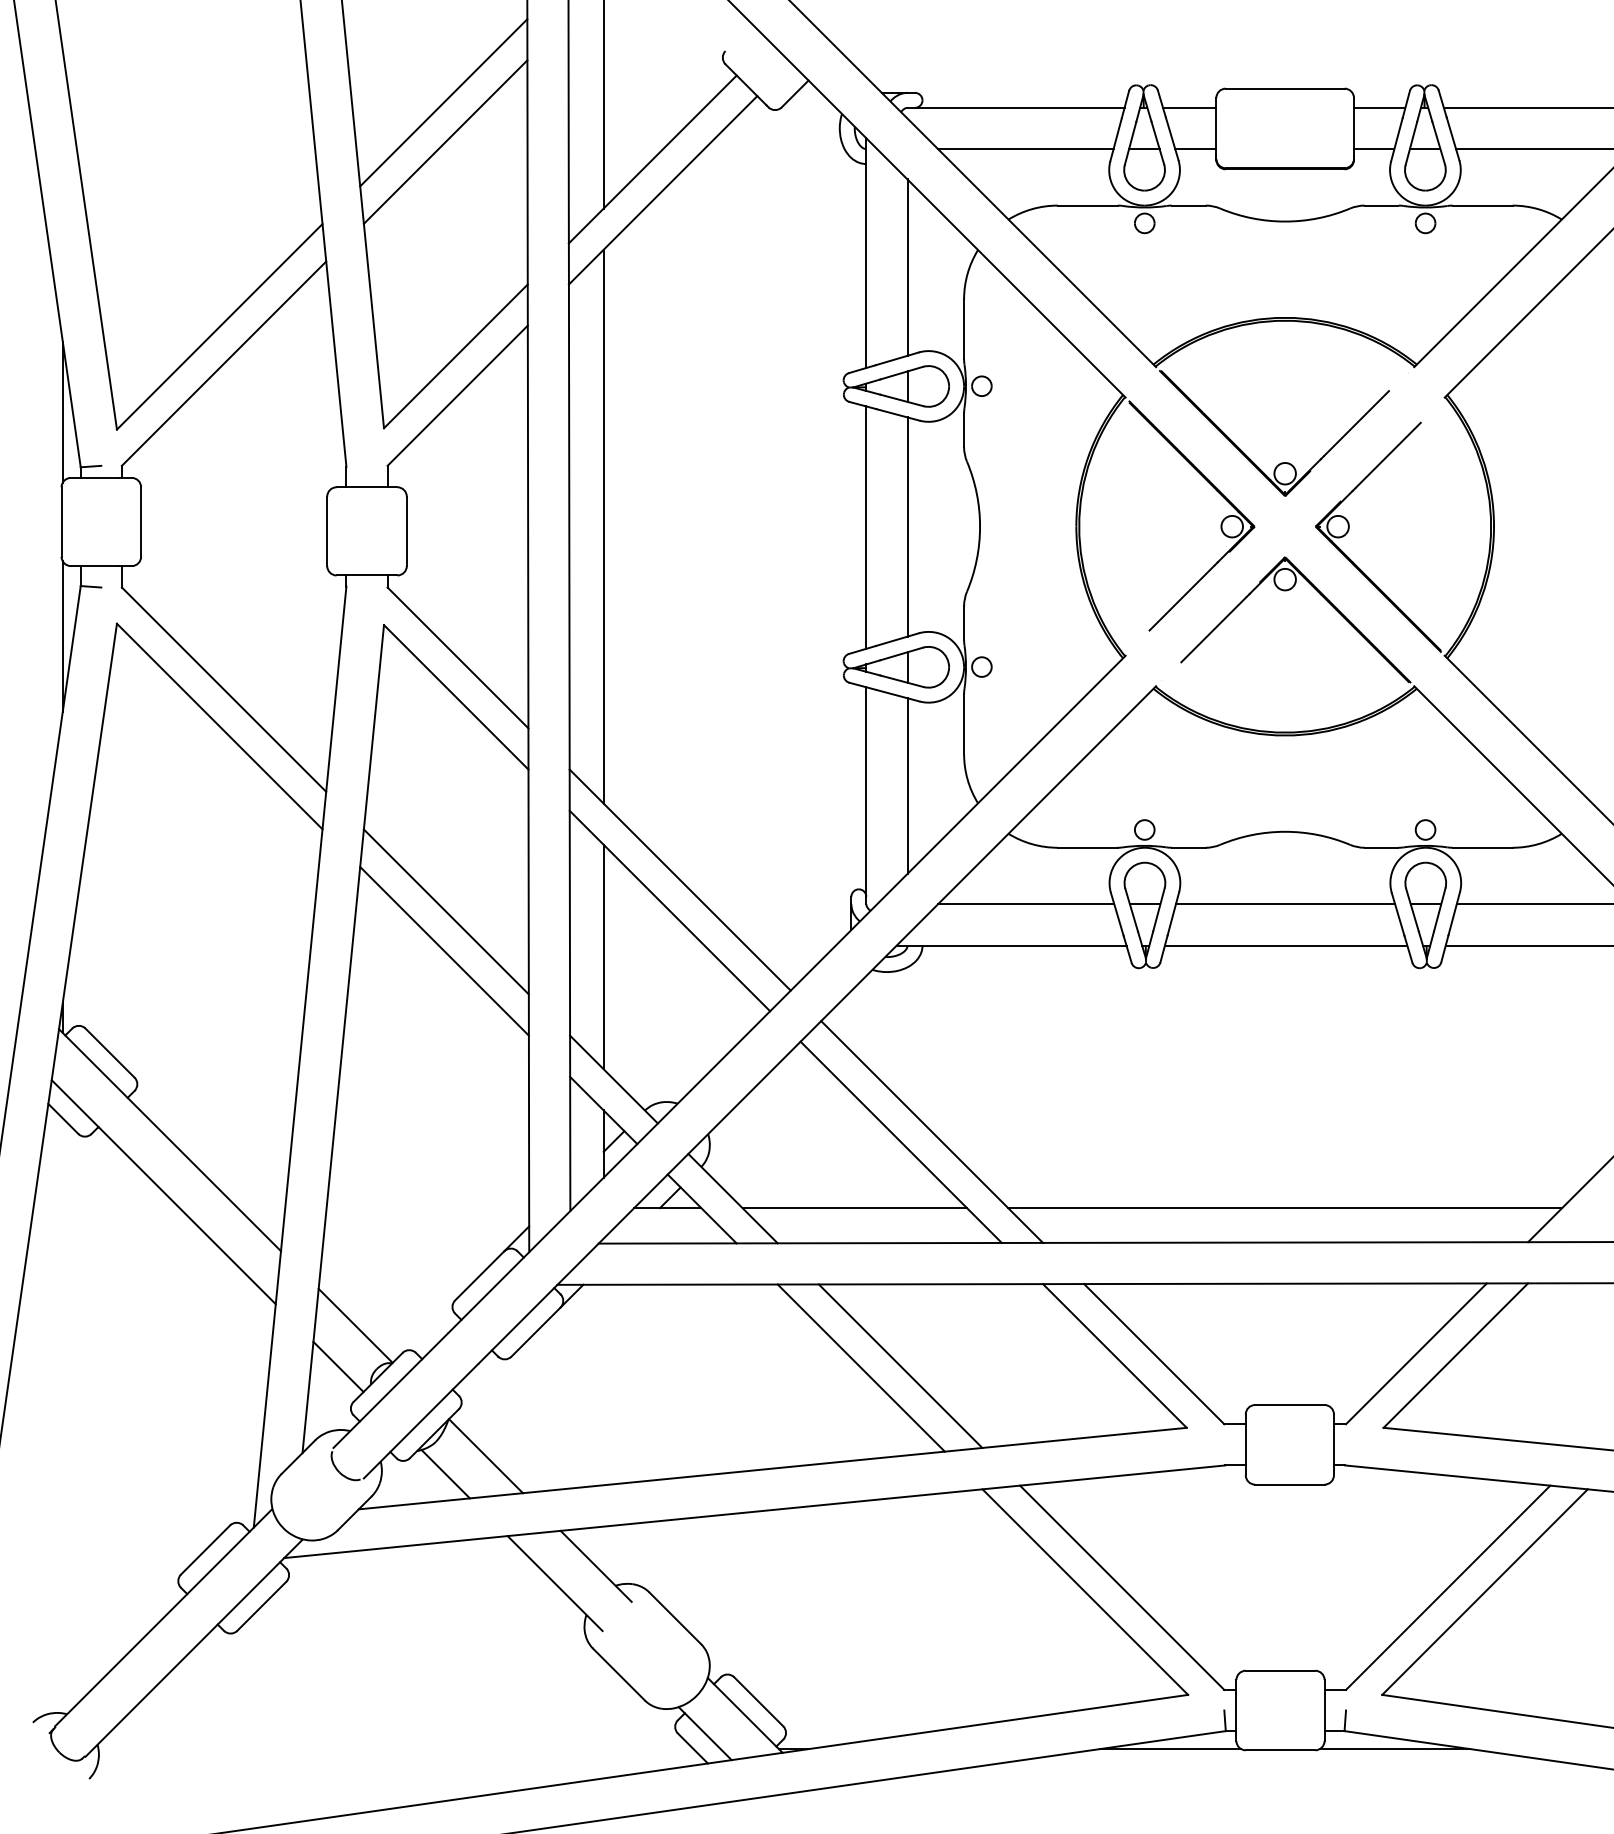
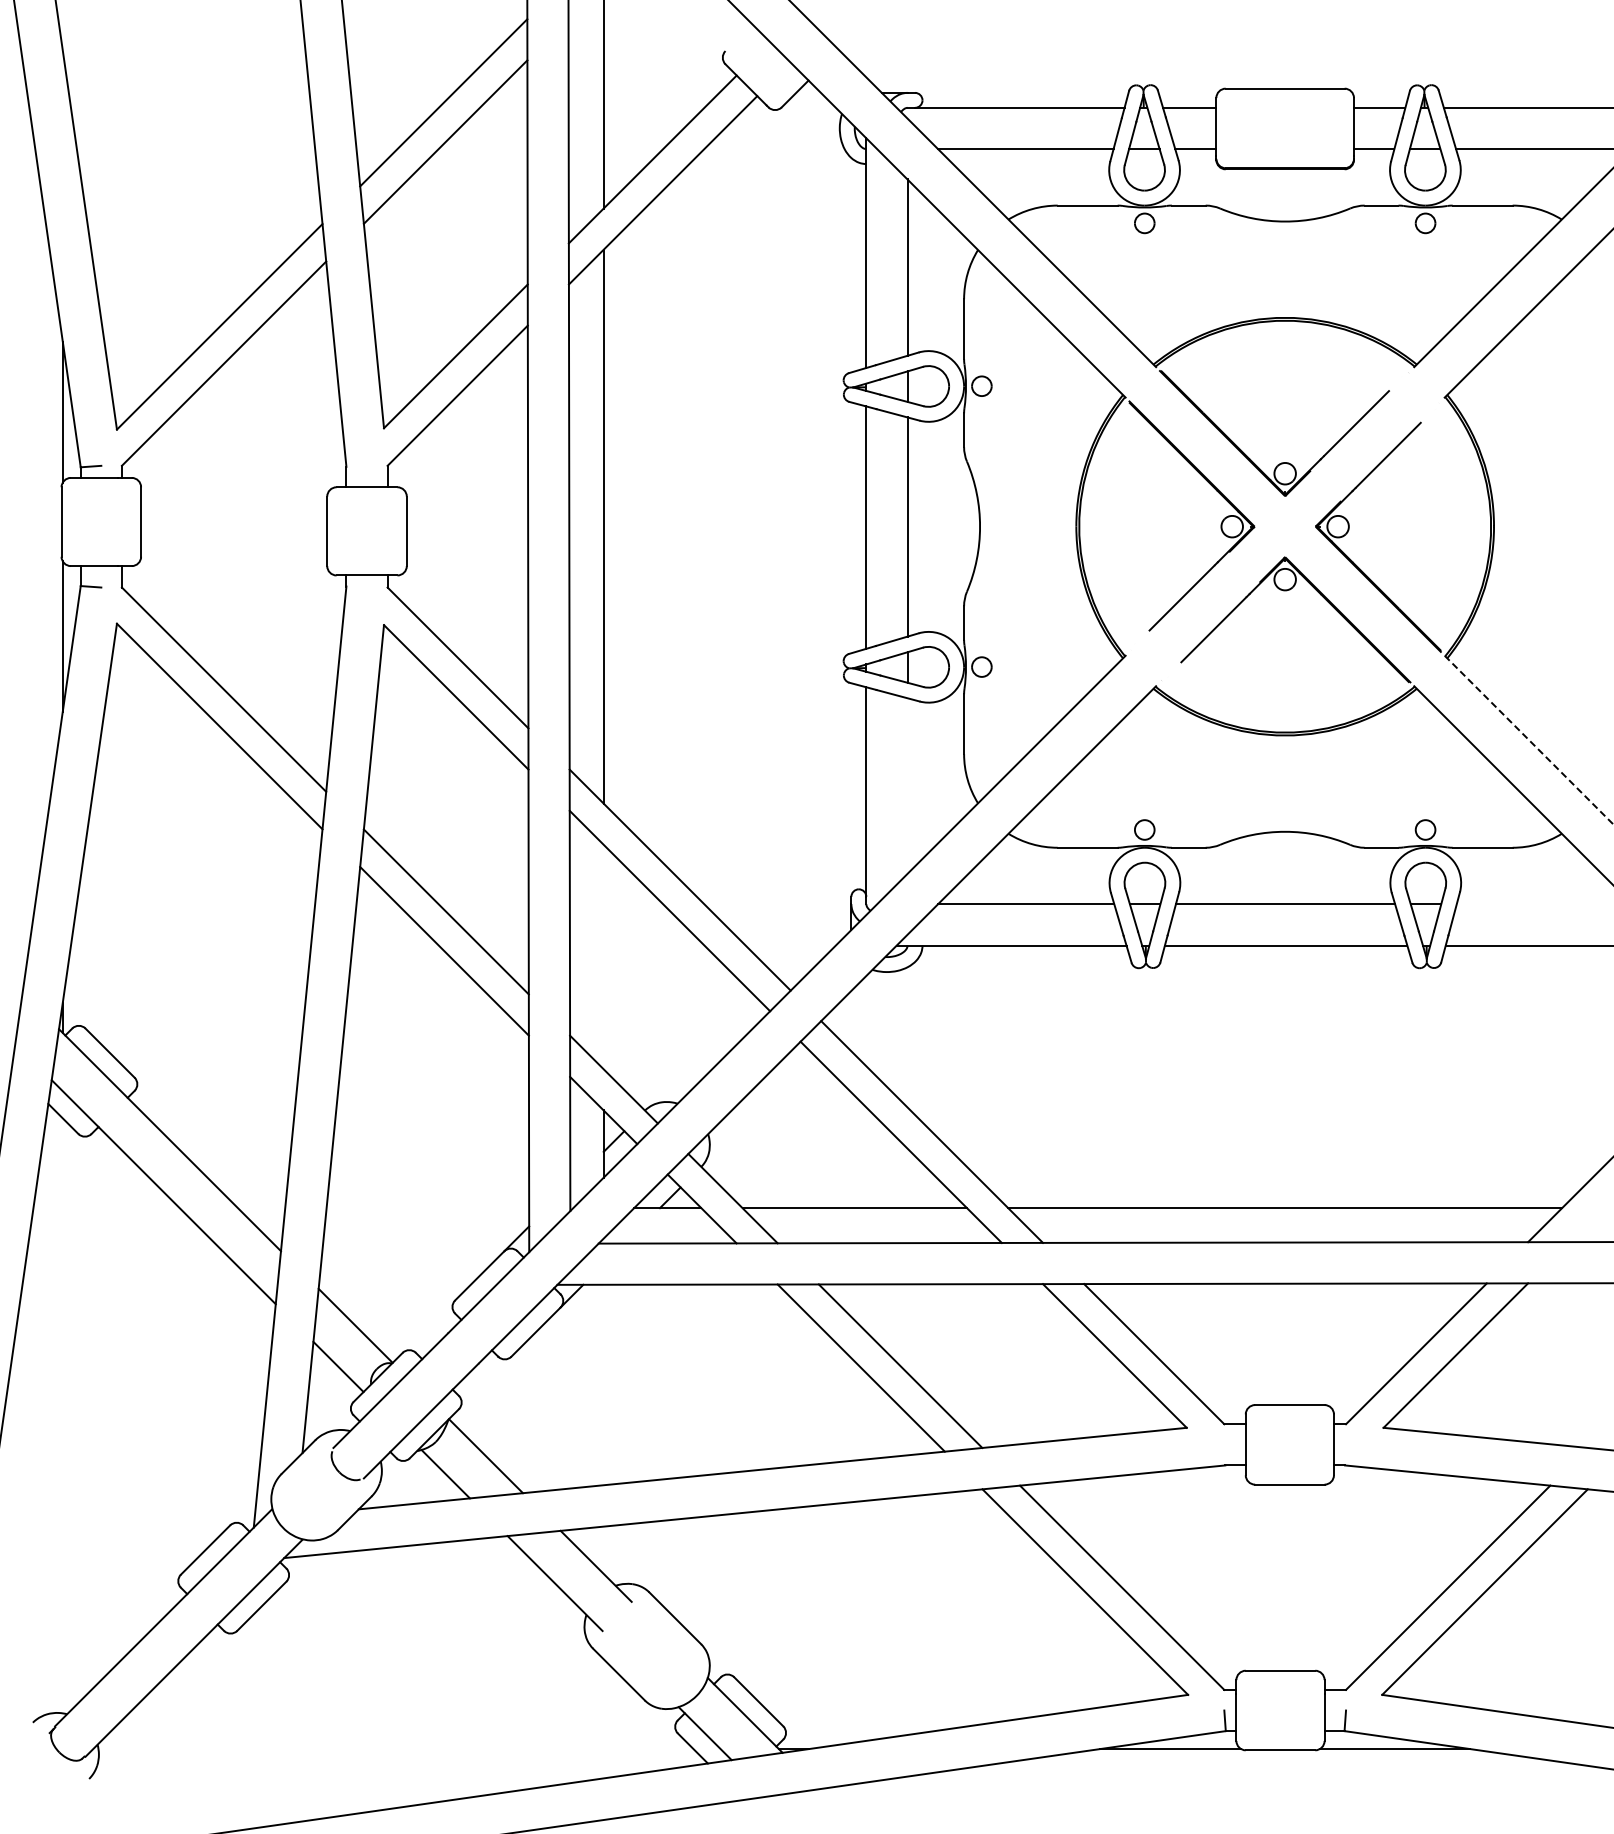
line: solid -> dashed (1529, 740)
line: present -> none (907, 785)
line: present -> none (1533, 904)
line: present -> none (603, 956)
